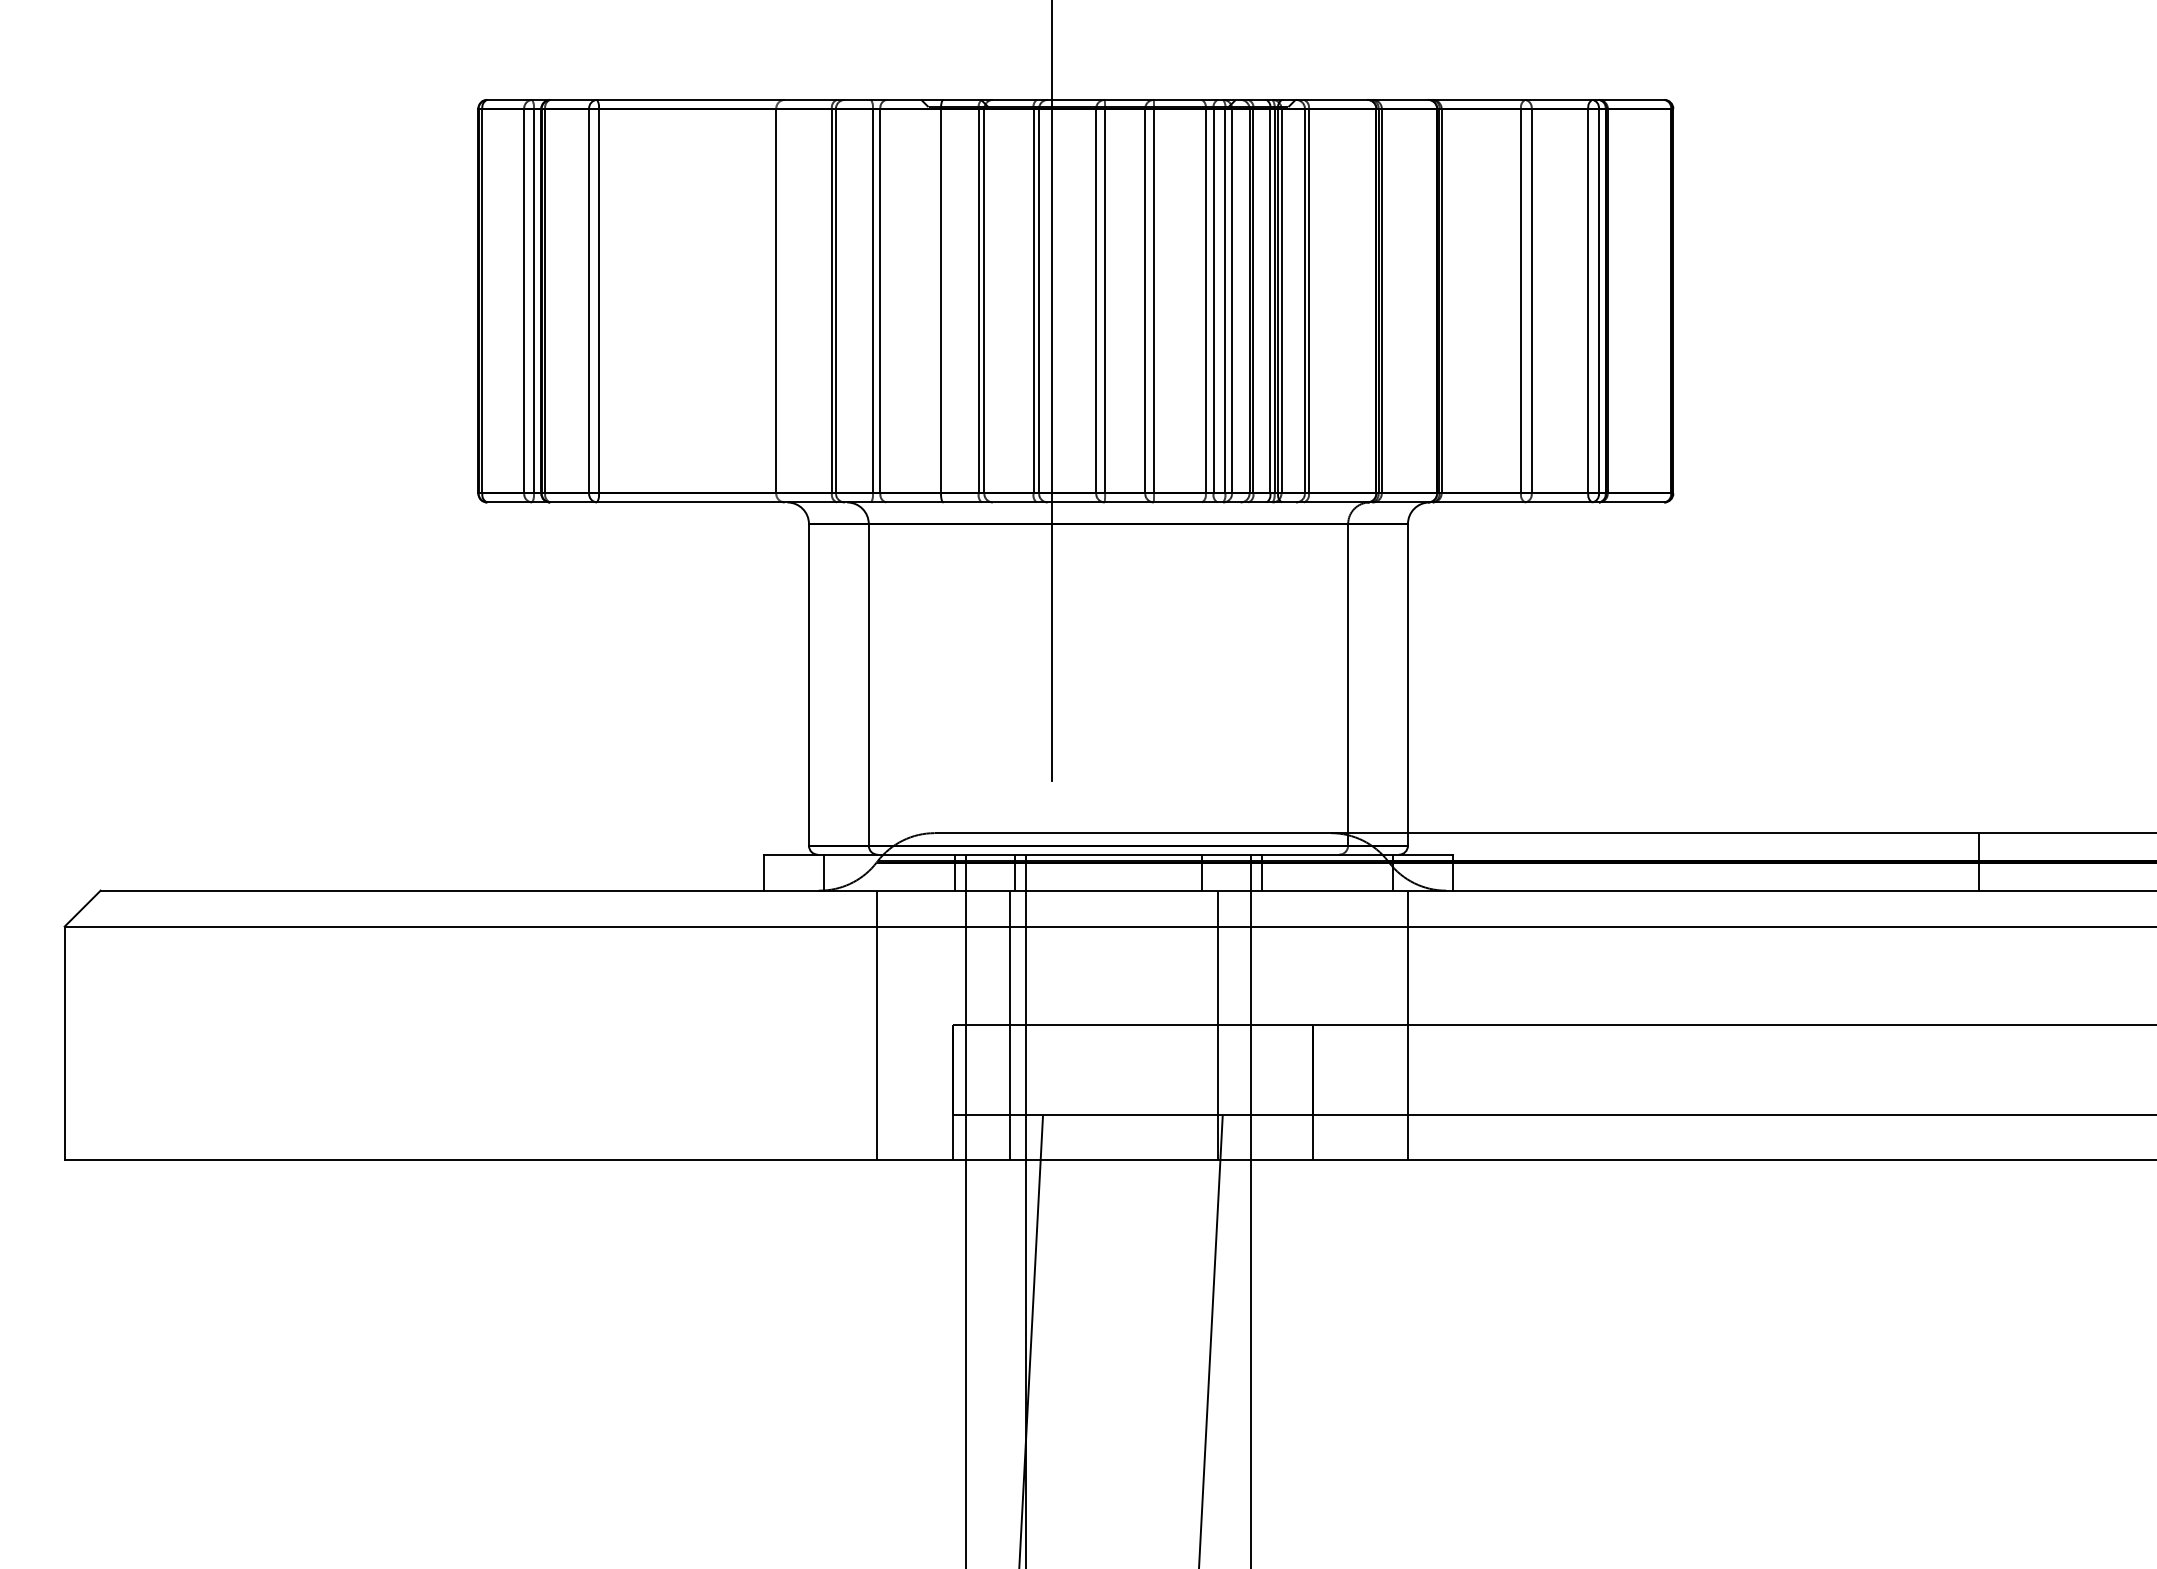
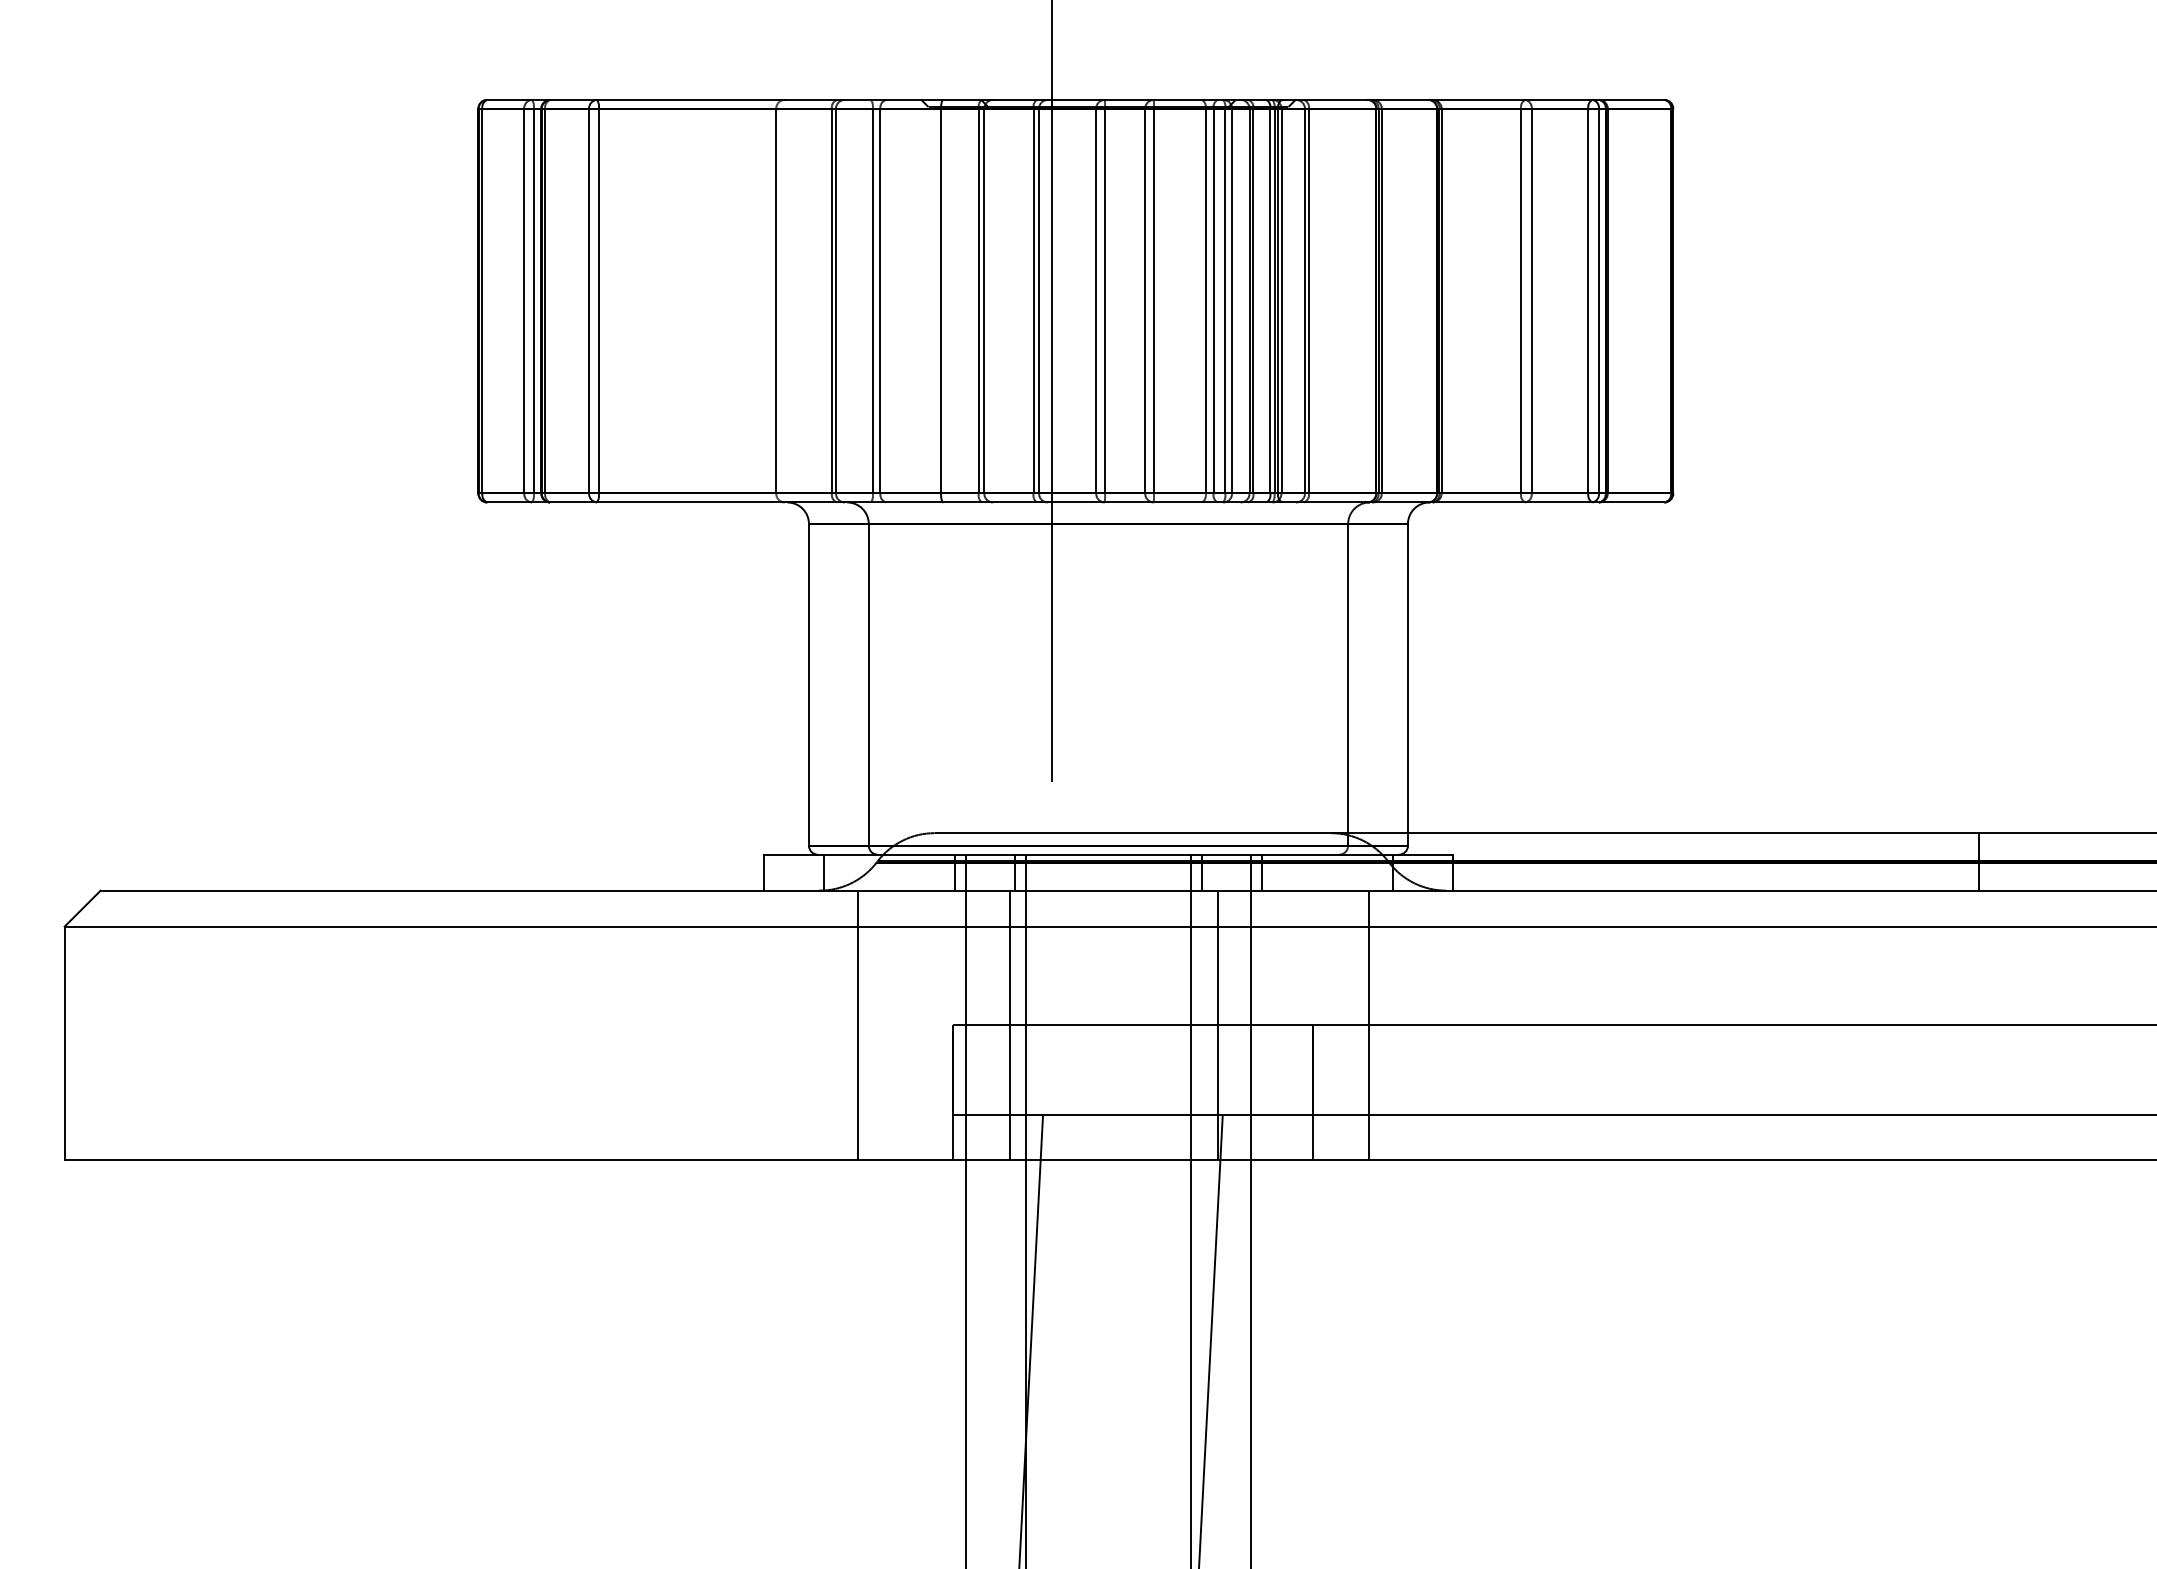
line position: (877, 1025) -> (858, 1025) (858, 1025)
line position: (1408, 1025) -> (1369, 1025) (1369, 1025)
line: none -> present (1190, 1209)
